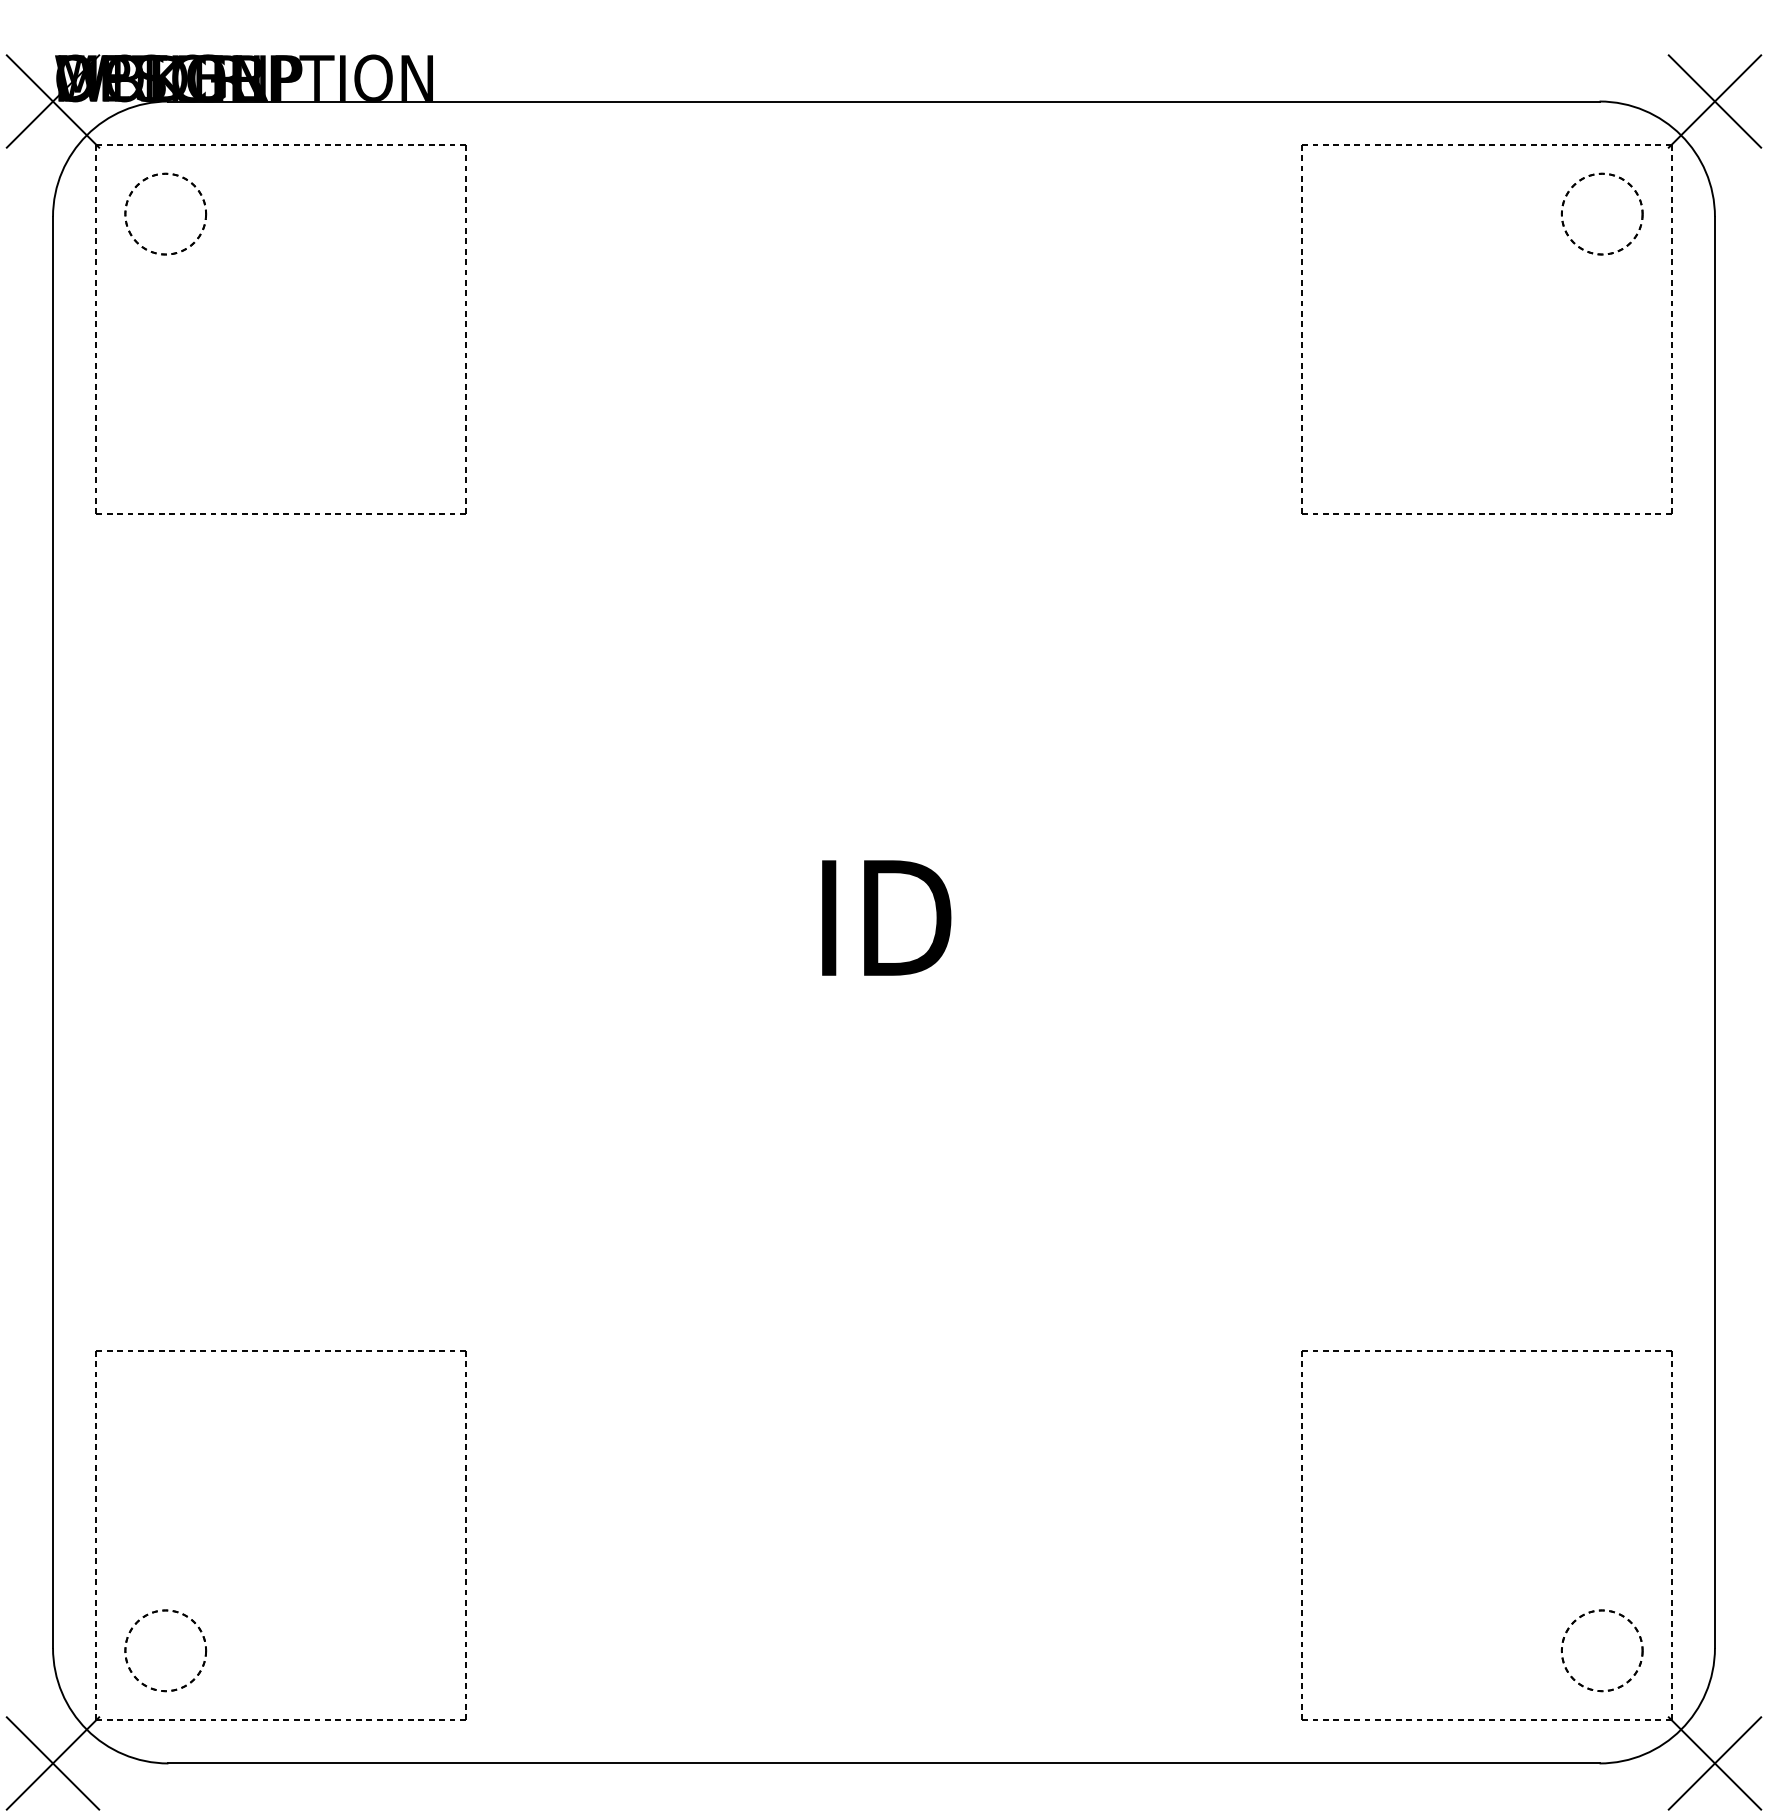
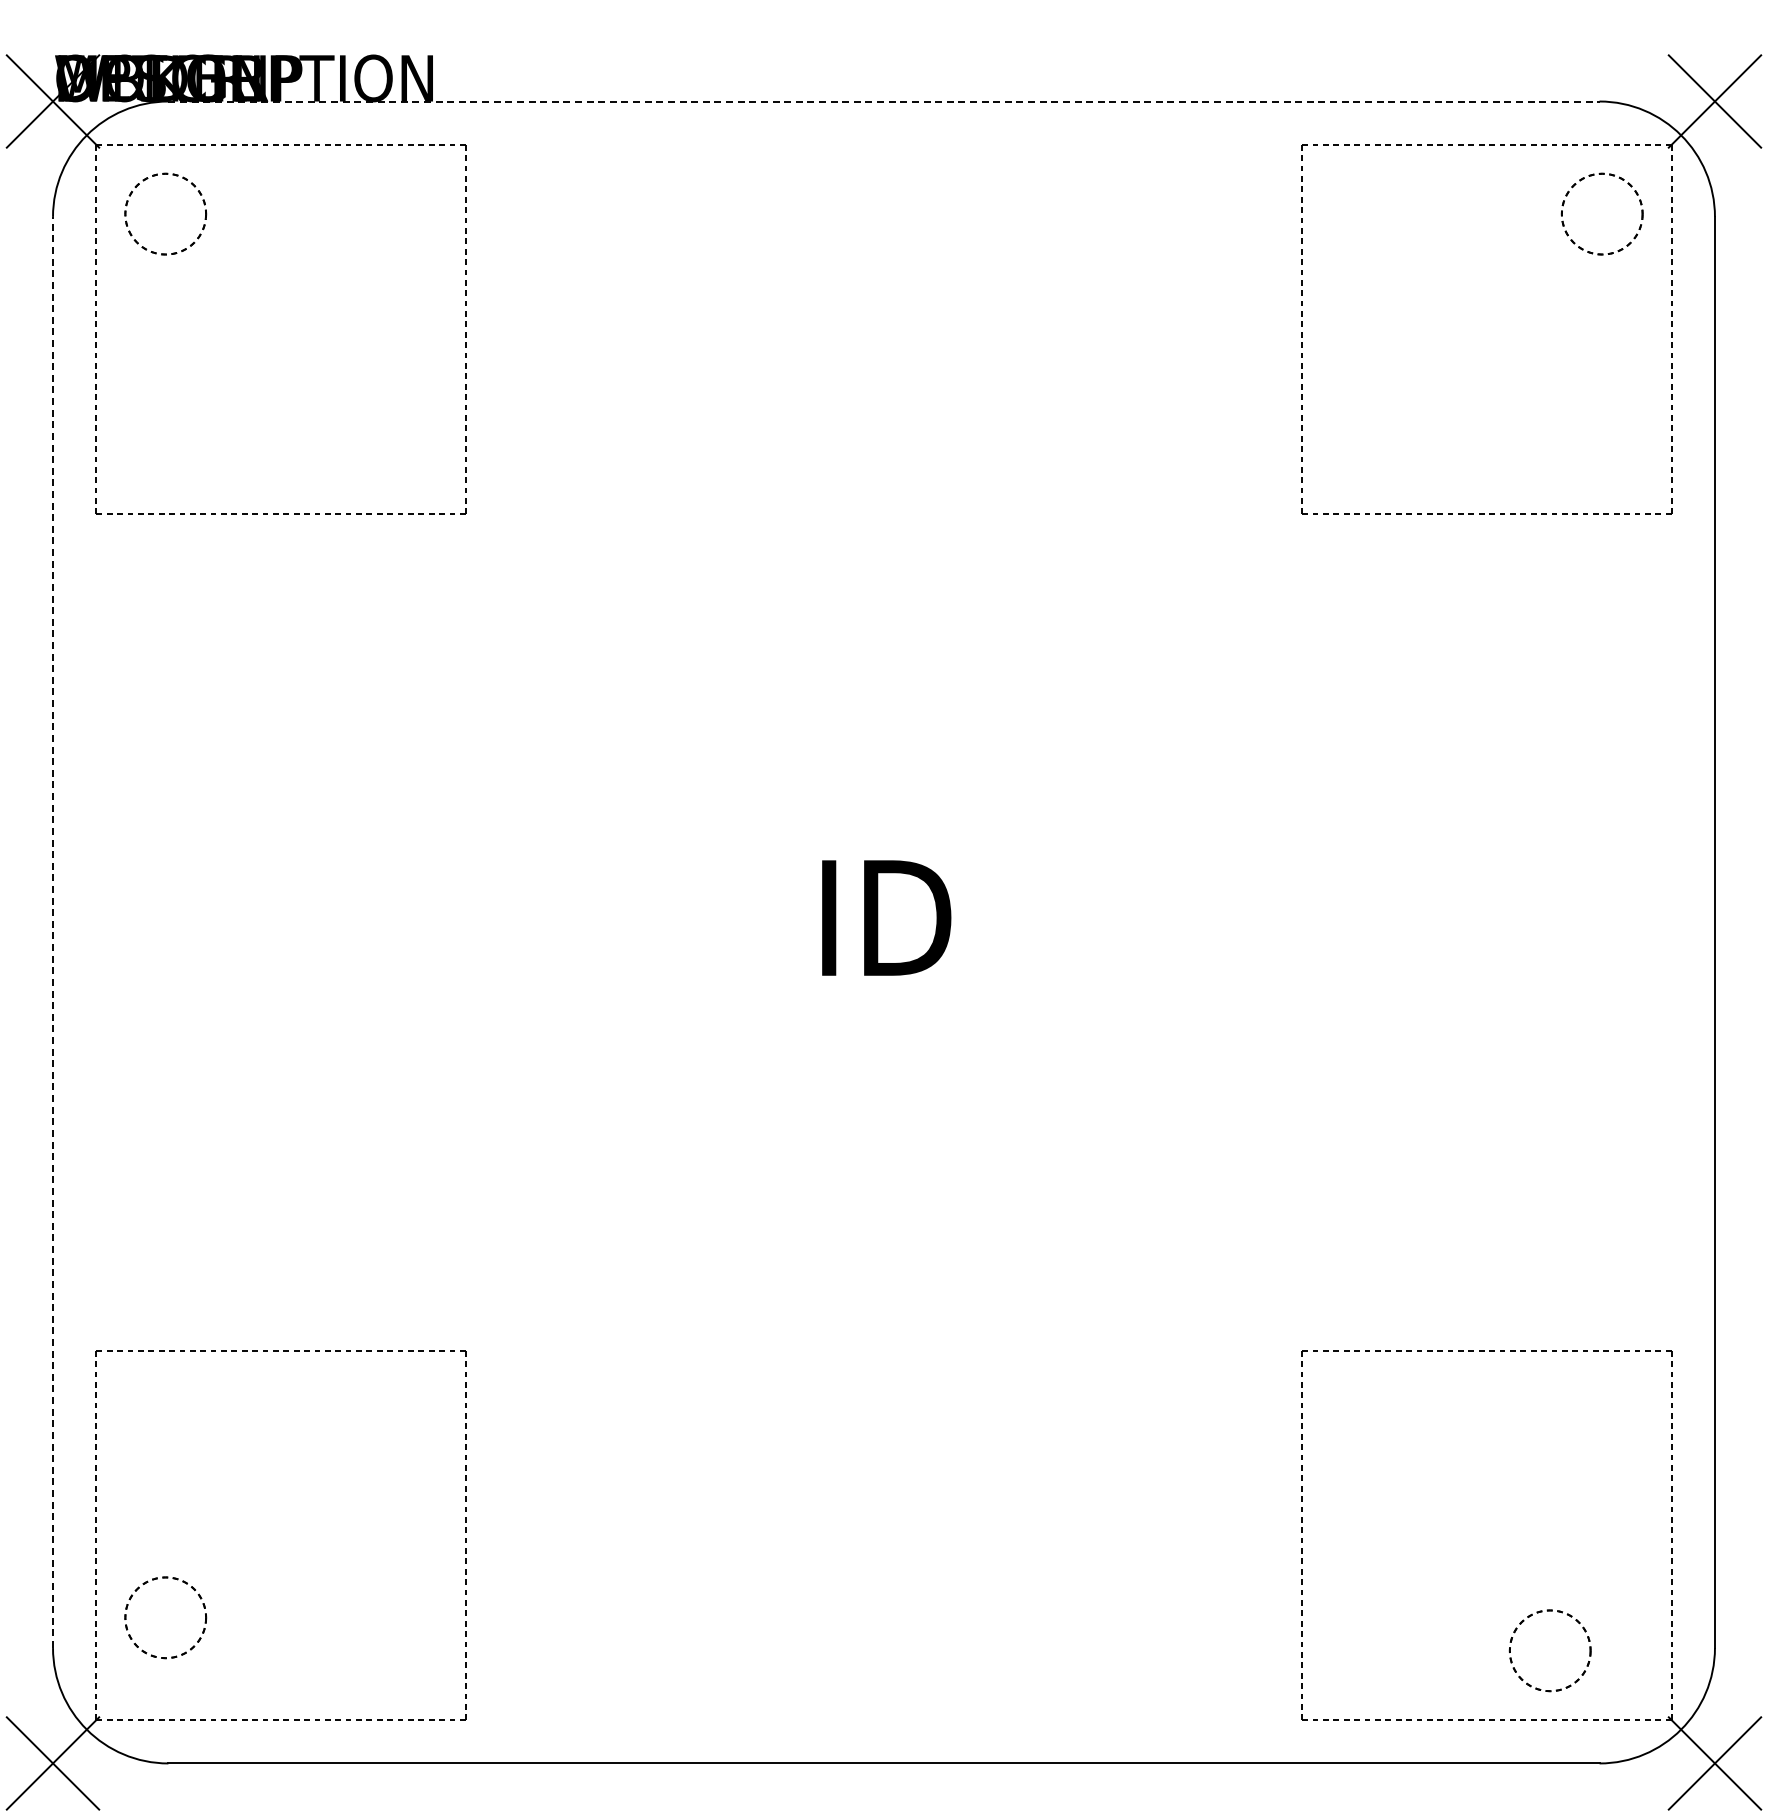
line: solid -> dashed (884, 101)
line: solid -> dashed (53, 932)
part position: (145, 1617) -> (145, 1584) (145, 1584)
part position: (1575, 1622) -> (1523, 1622) (1523, 1622)
